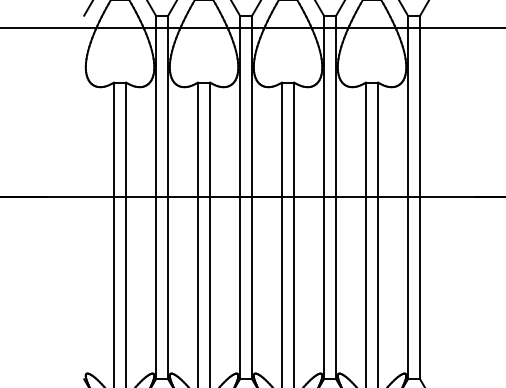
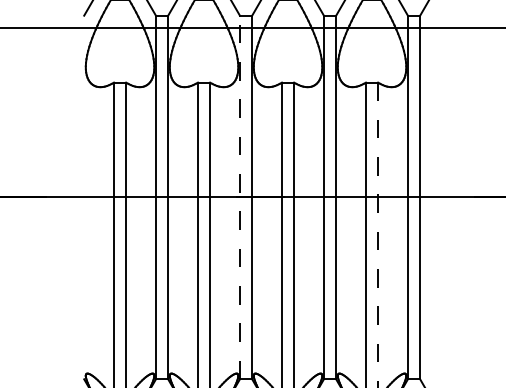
line: solid -> dashed (239, 197)
line: solid -> dashed (378, 234)
